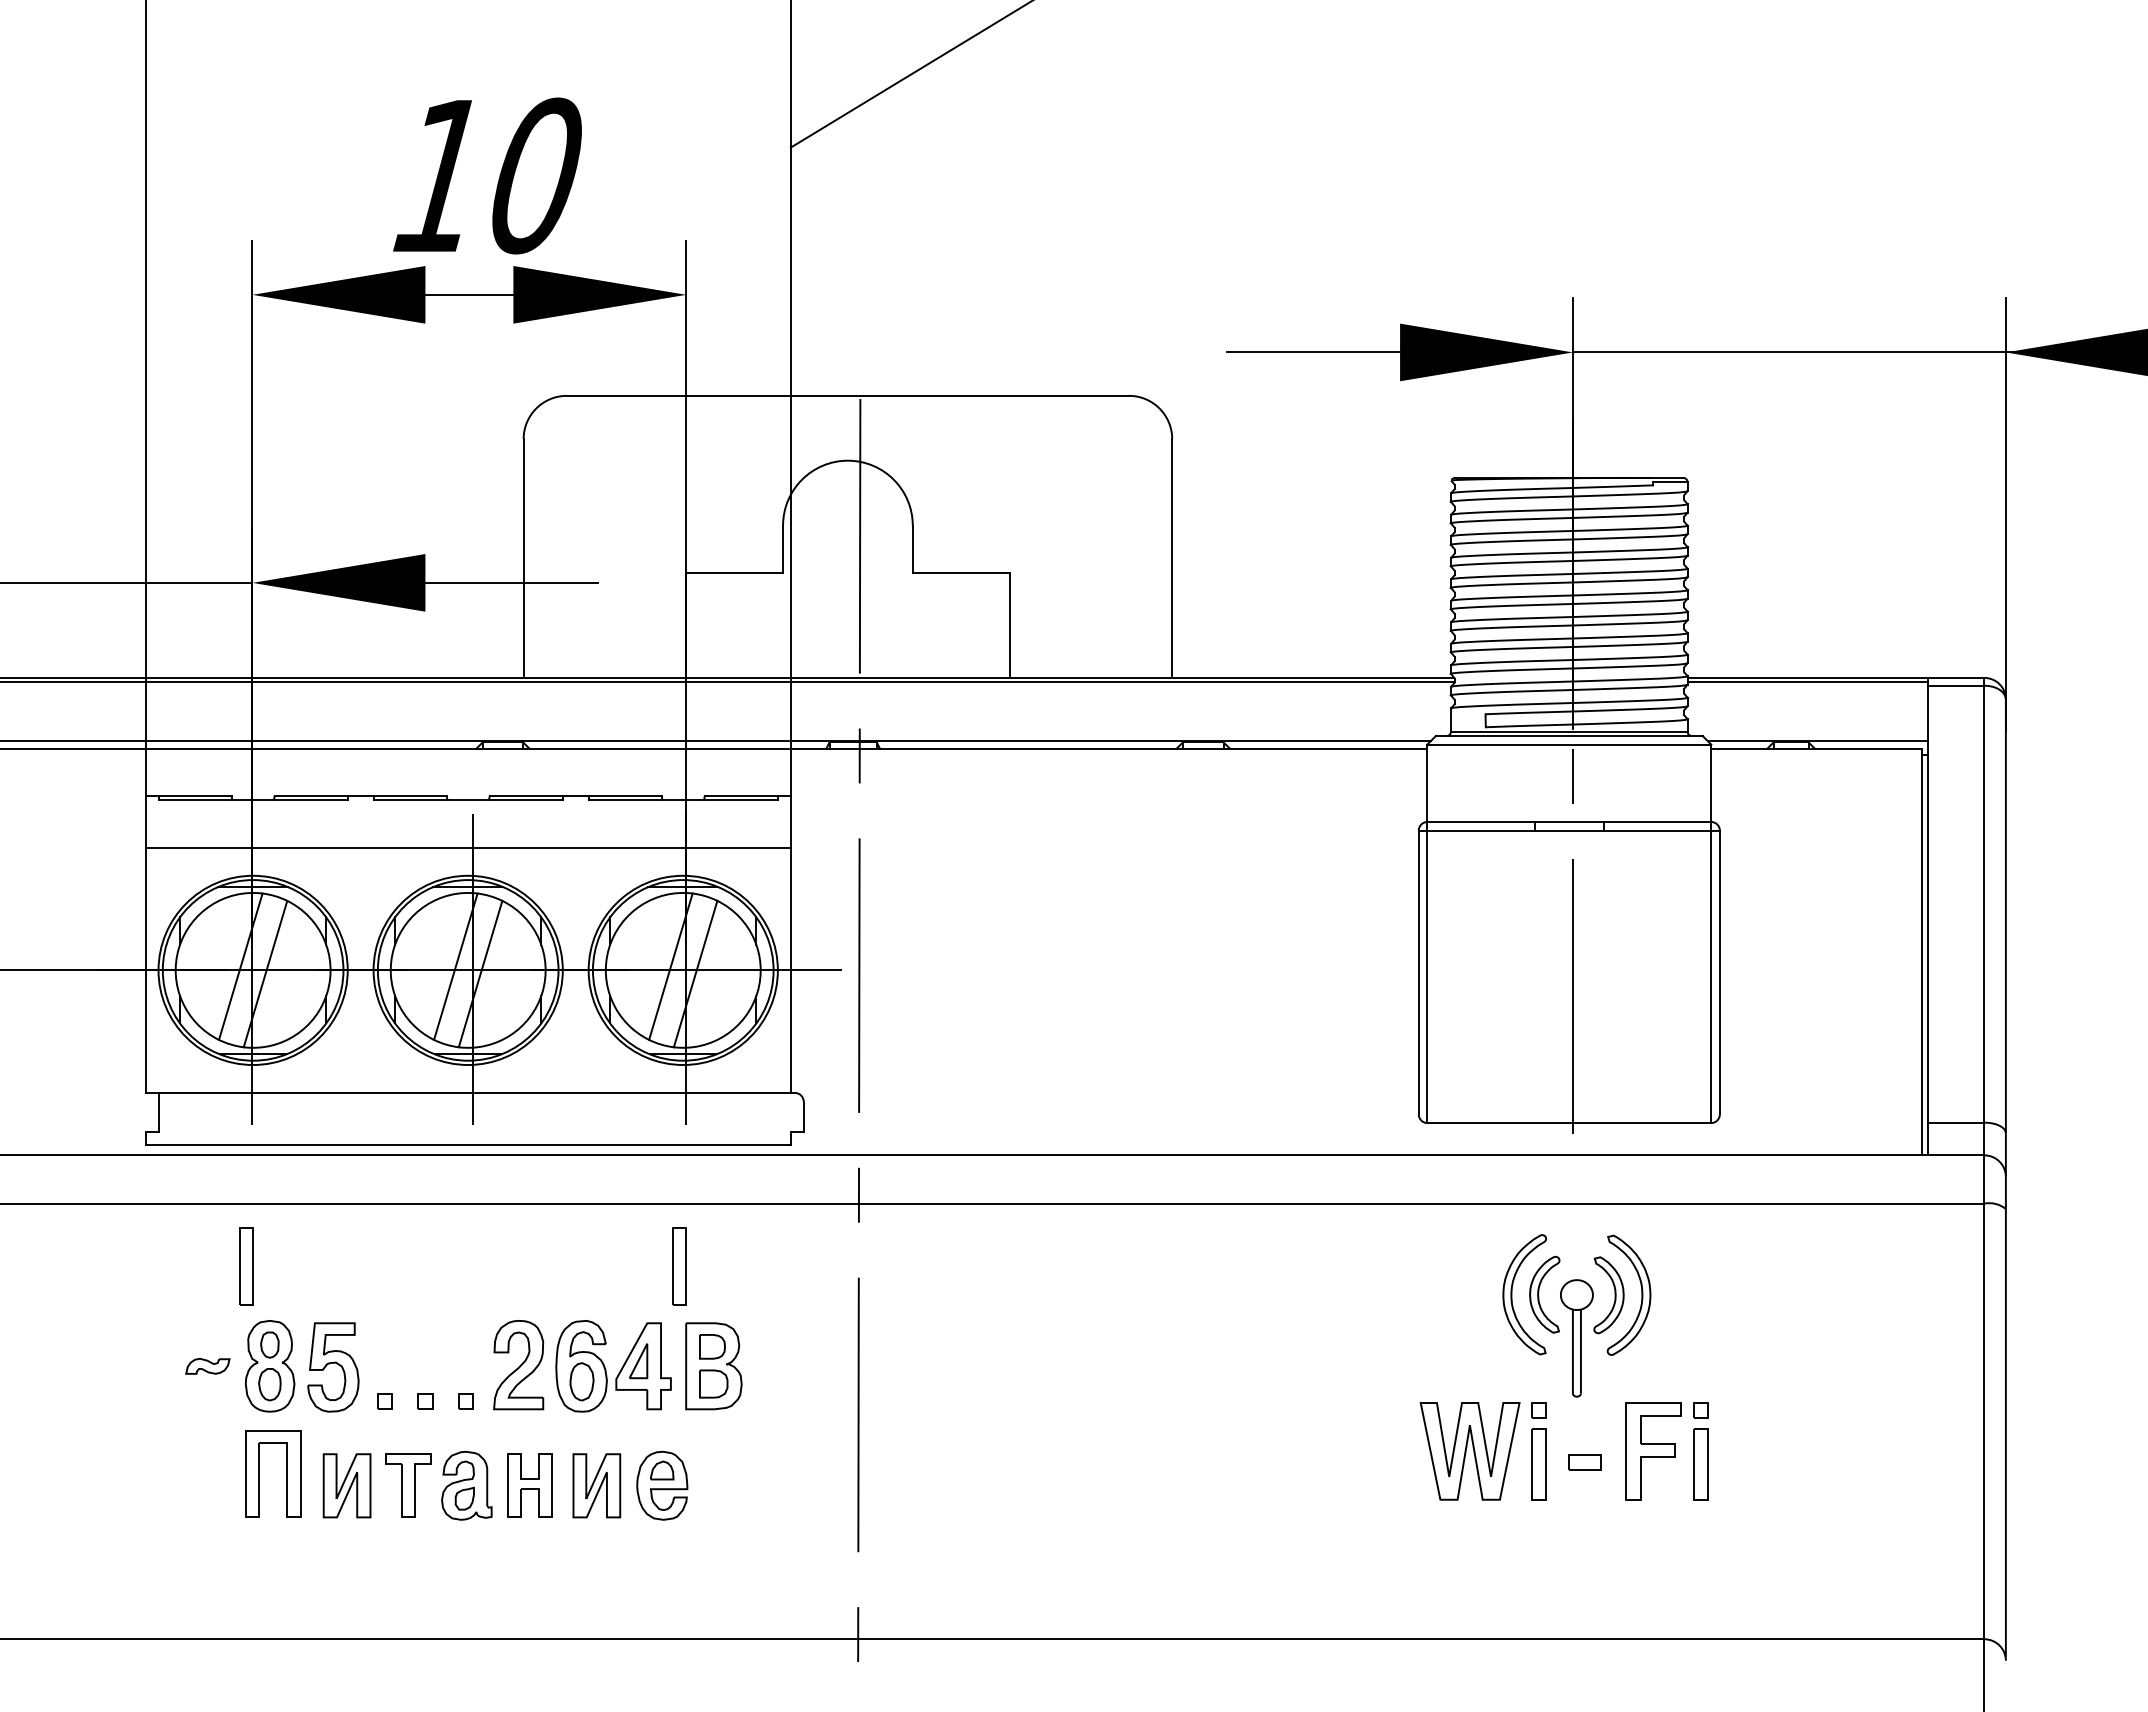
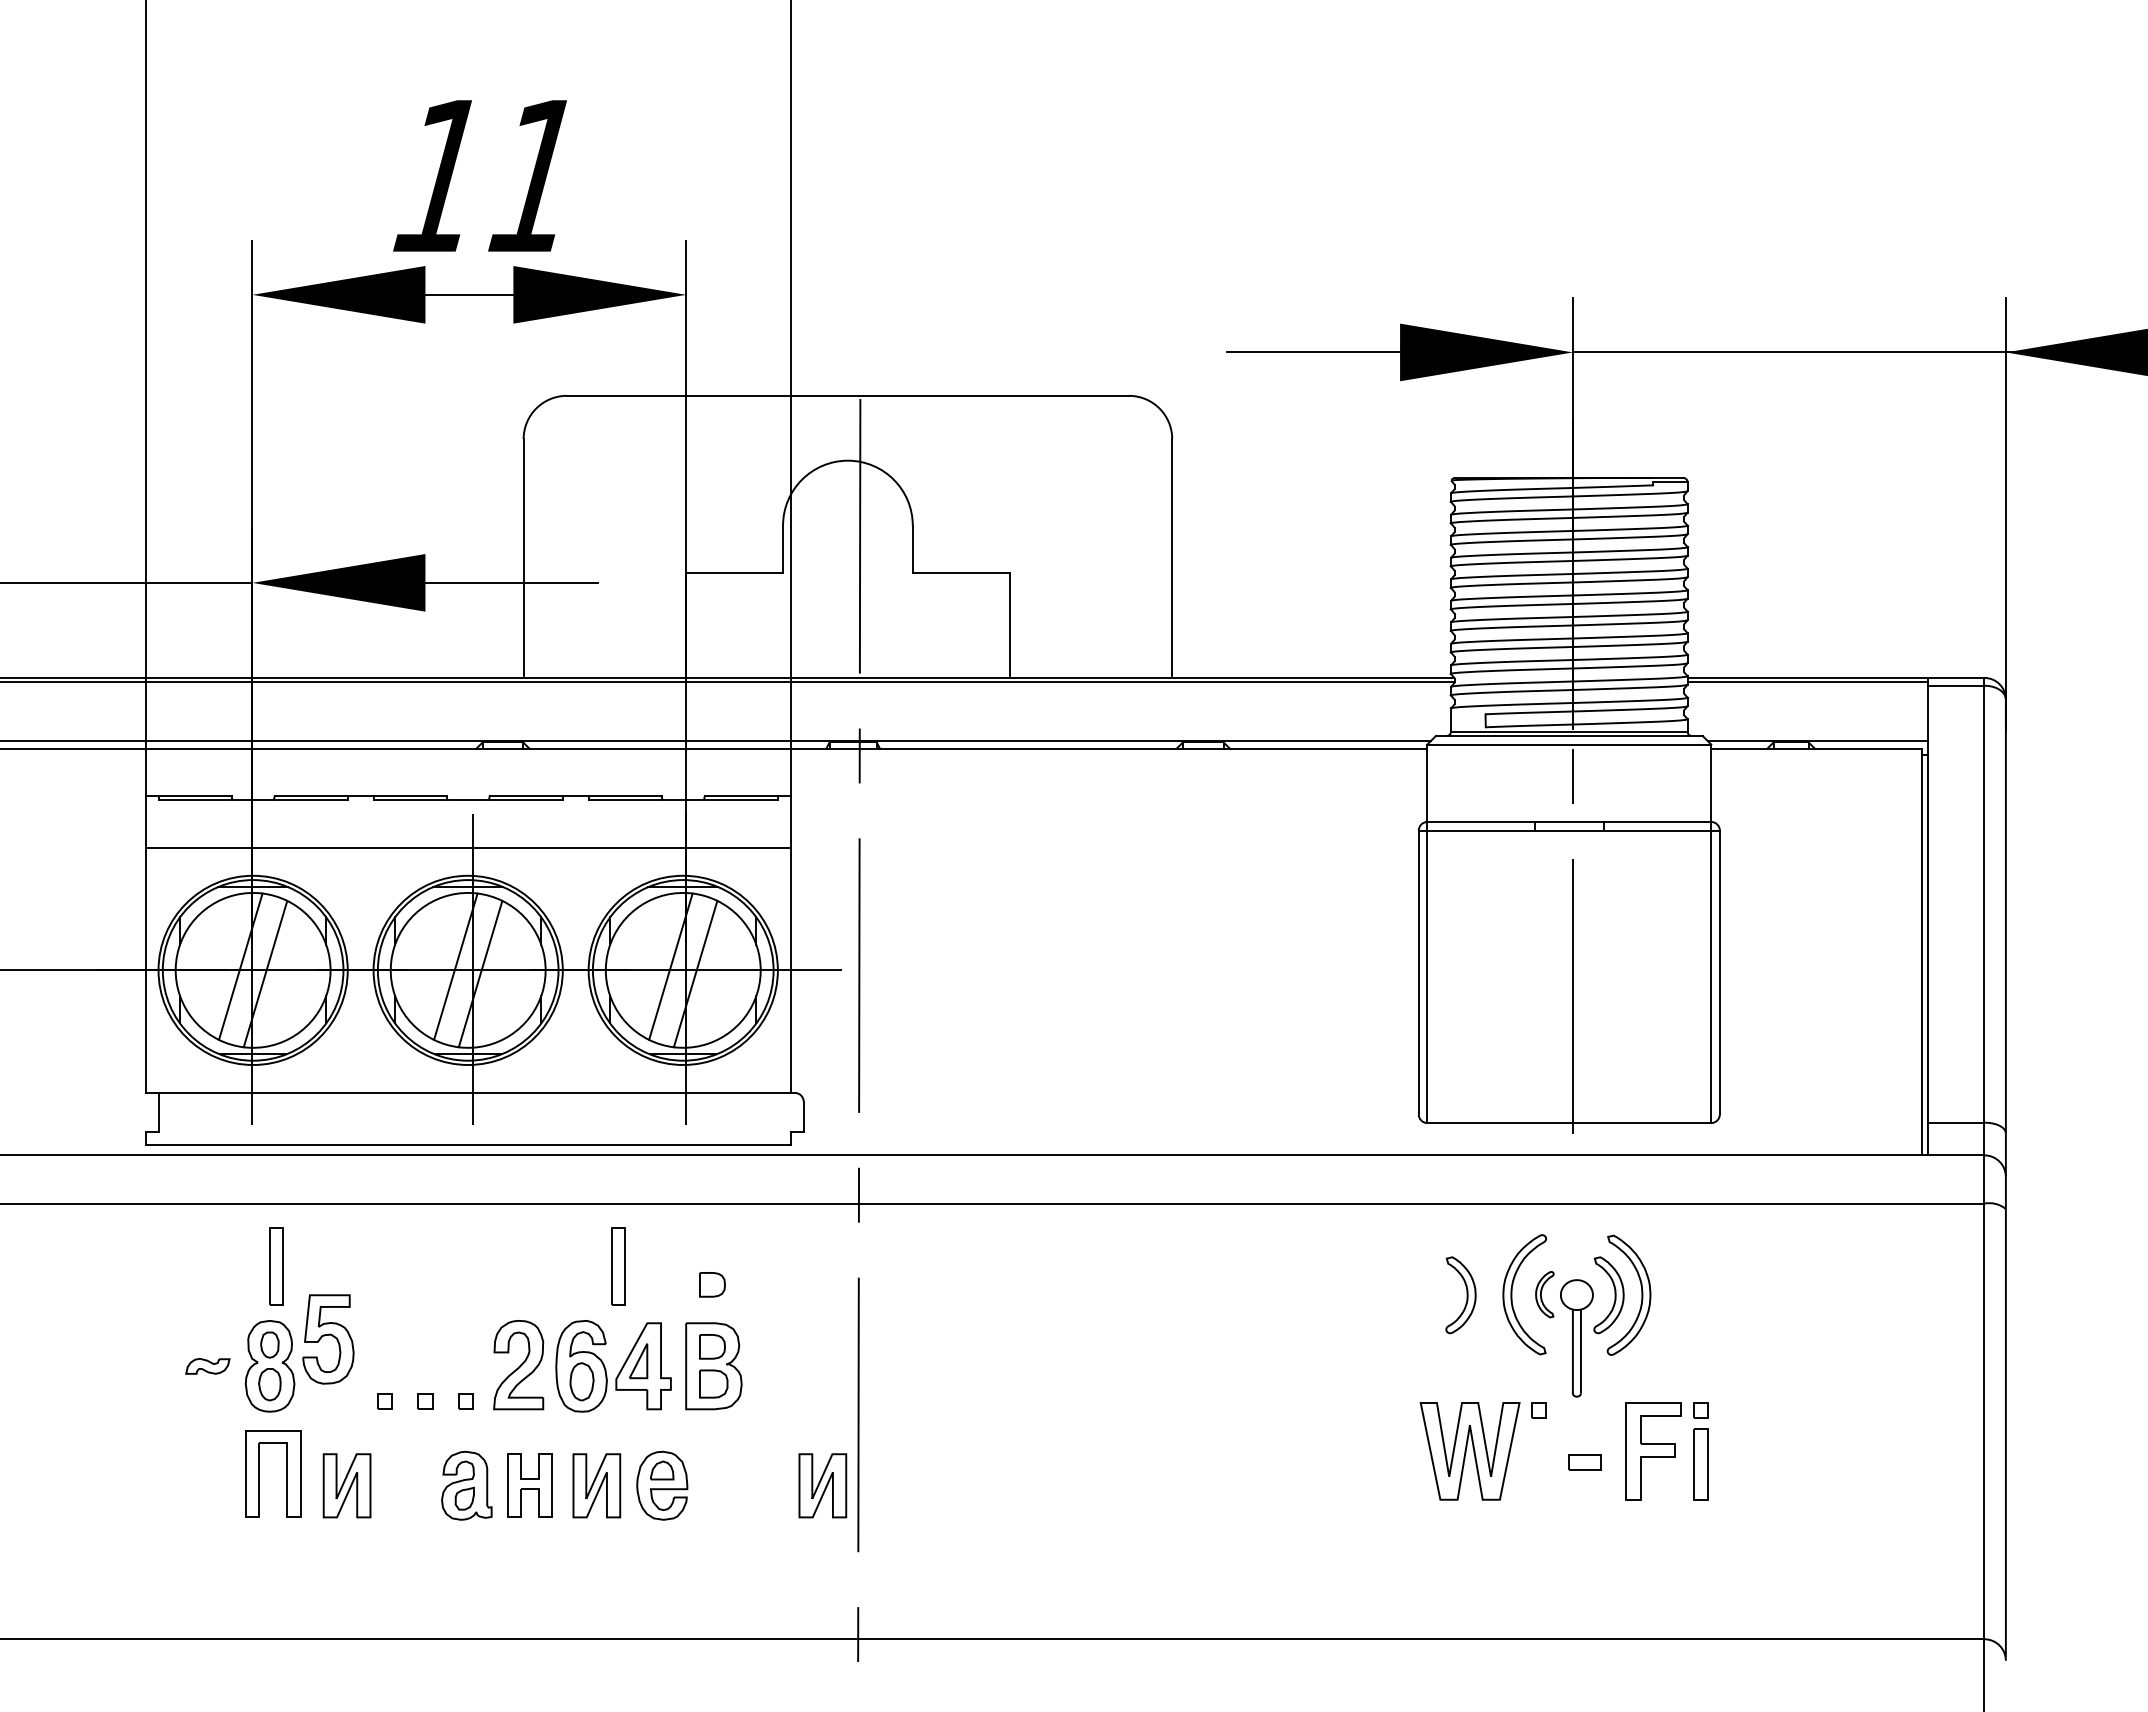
line: present -> none (910, 74)
text: 10 -> 11 (534, 175)
part position: (246, 1266) -> (276, 1266) (276, 1266)
part position: (679, 1266) -> (618, 1266) (618, 1266)
part: none -> present (712, 1284)
part size: 32x79 px -> 20x48 px (1544, 1294)
part: none -> present (1460, 1295)
part position: (333, 1367) -> (328, 1339) (328, 1339)
part: present -> none (1538, 1464)
part: present -> none (408, 1485)
part: none -> present (822, 1485)
